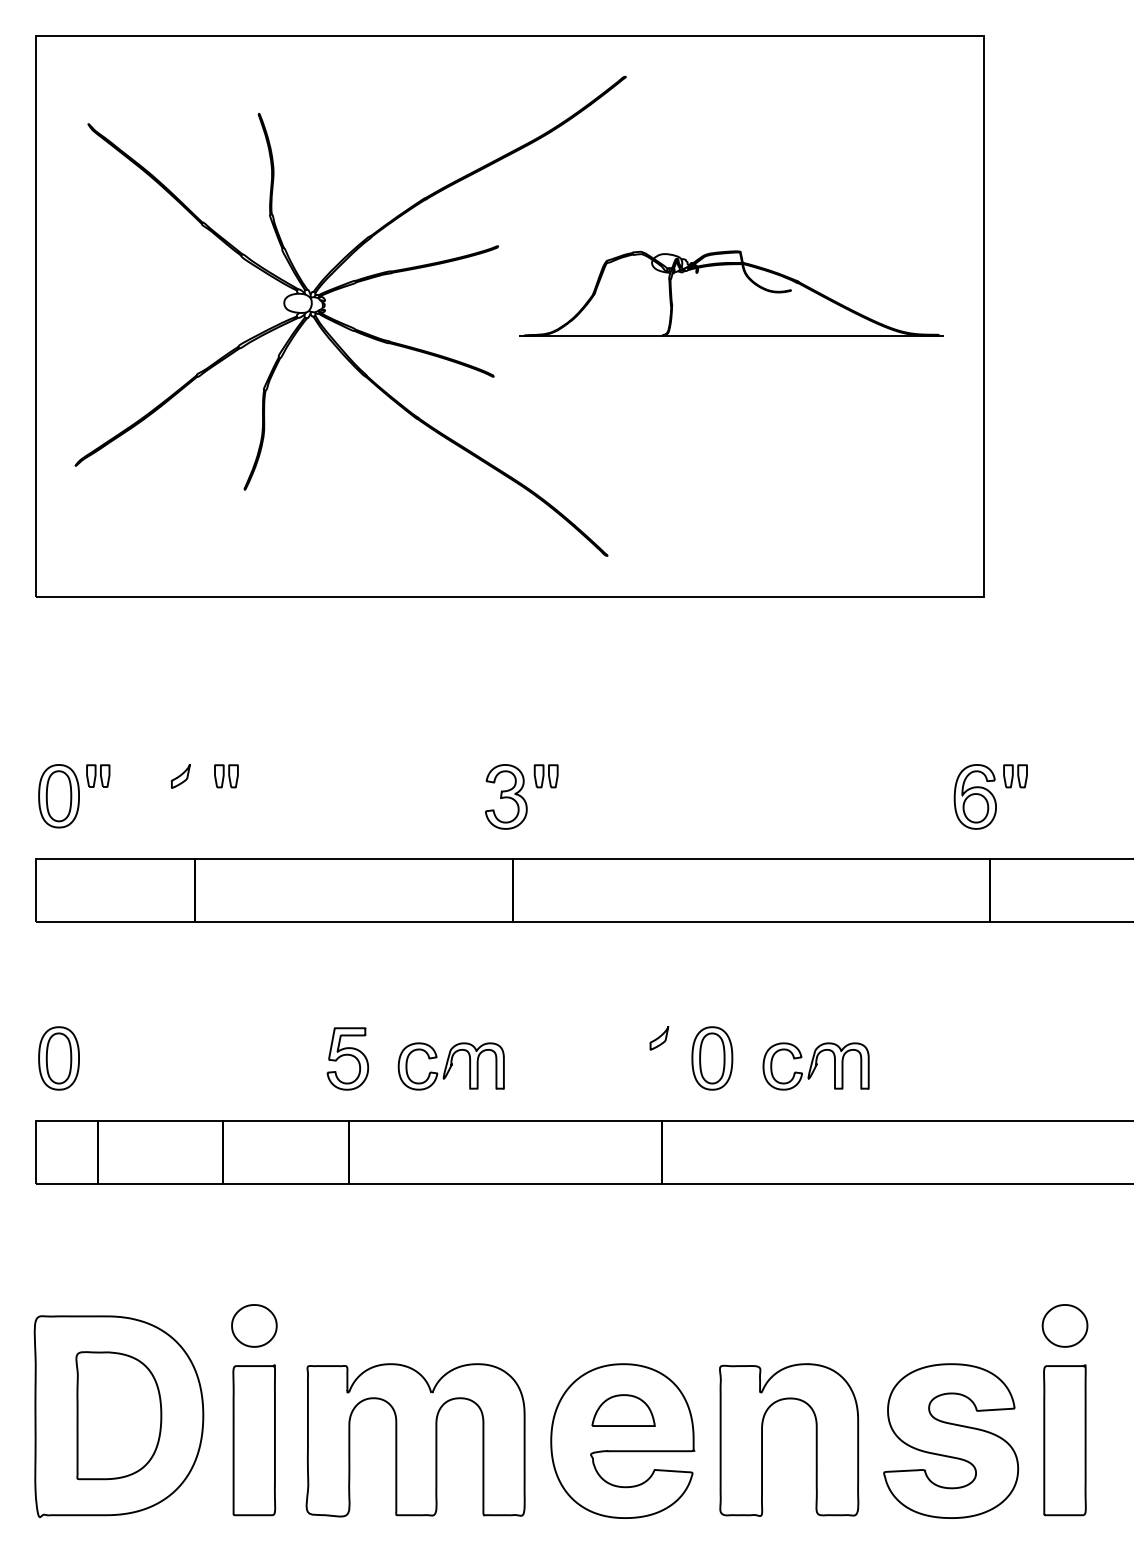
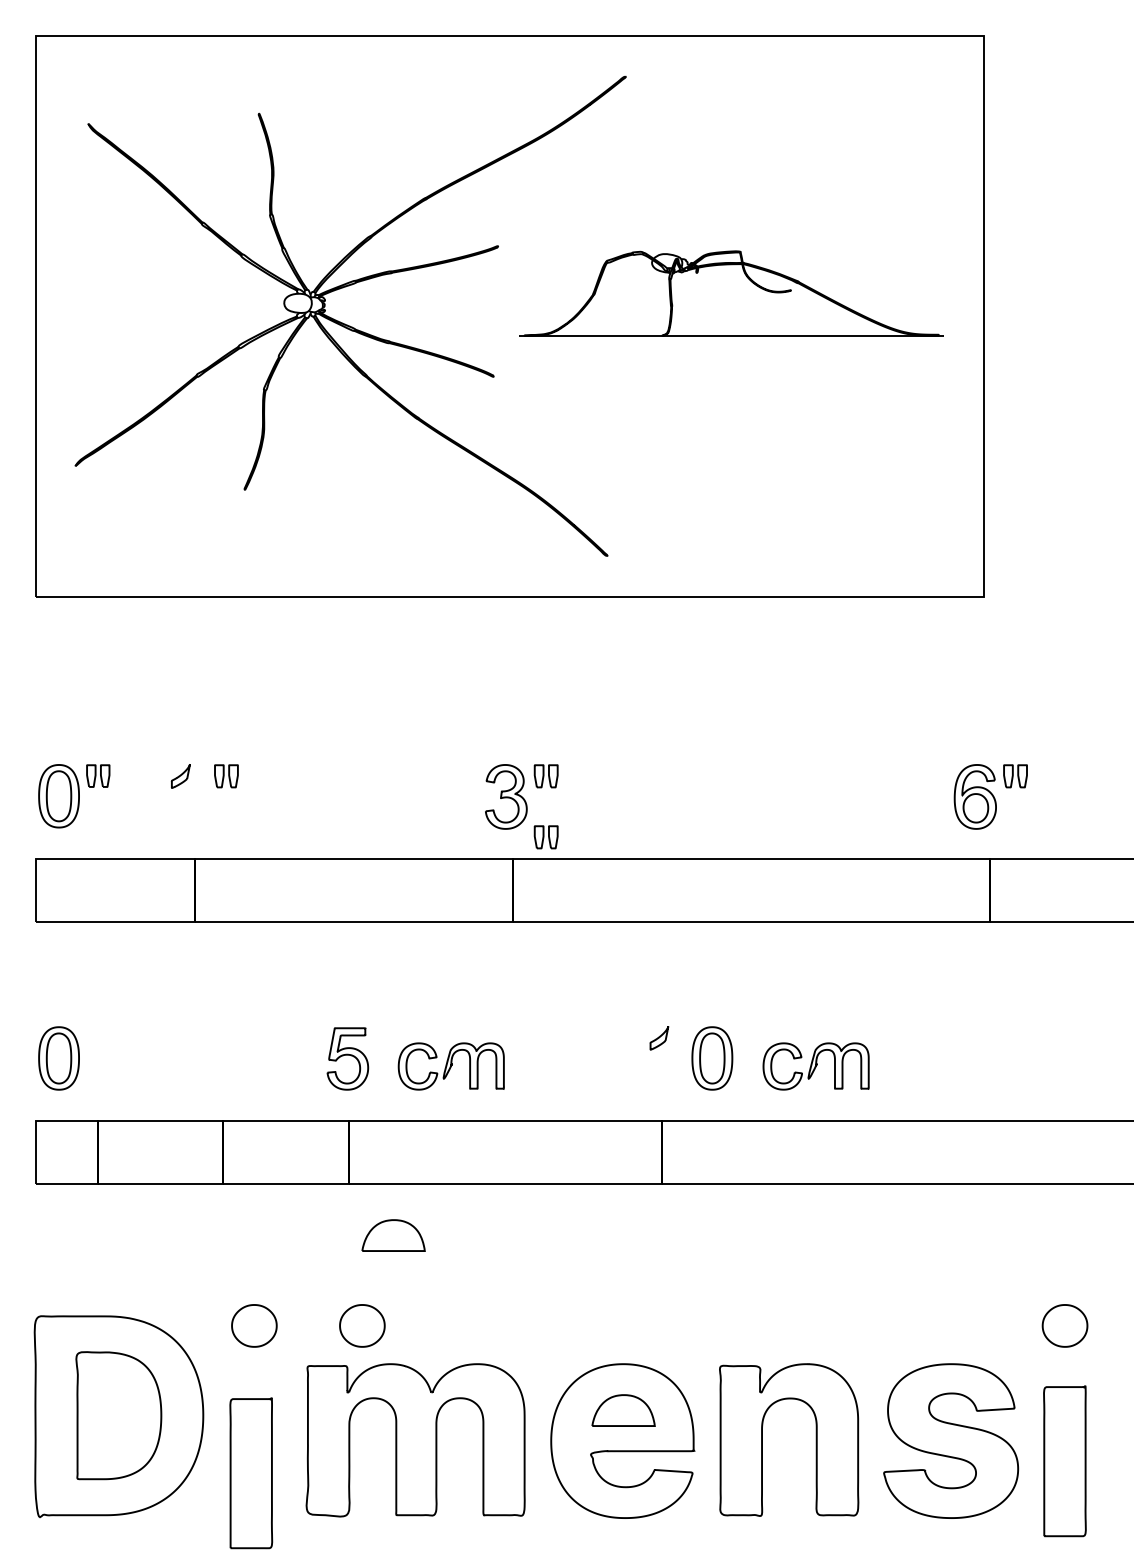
part: none -> present (545, 837)
part: none -> present (393, 1235)
part: none -> present (362, 1325)
part position: (254, 1440) -> (251, 1473) (251, 1473)
part position: (1064, 1440) -> (1064, 1461) (1064, 1461)
